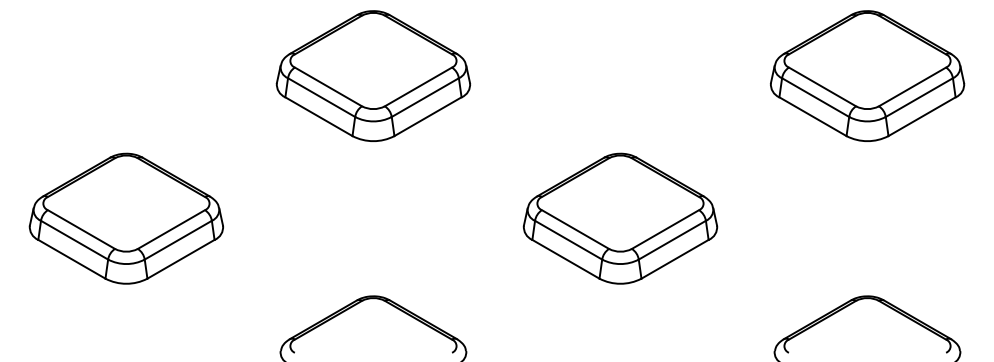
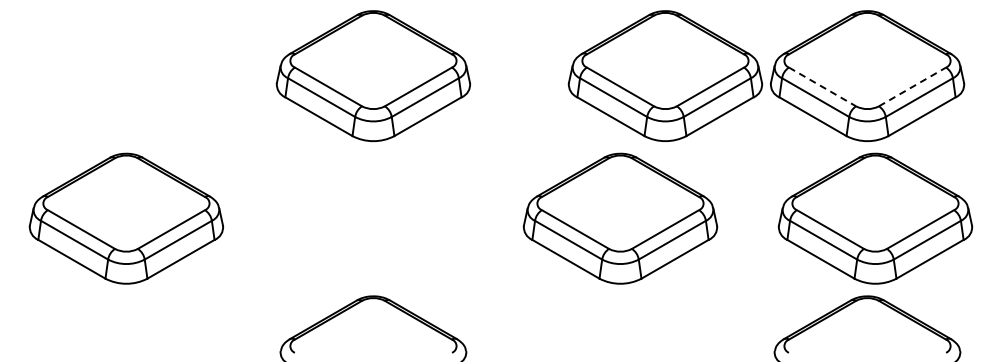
part: none -> present (665, 75)
line: solid -> dashed (822, 86)
line: solid -> dashed (912, 86)
part: none -> present (875, 218)
